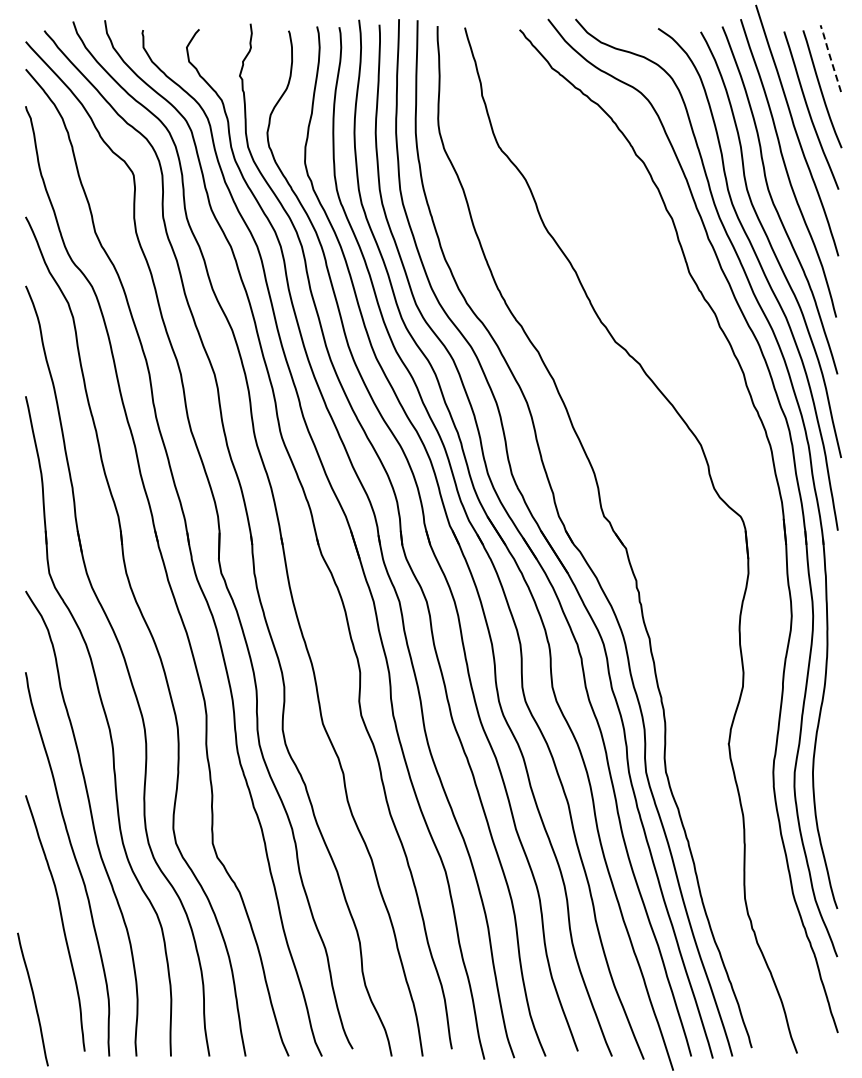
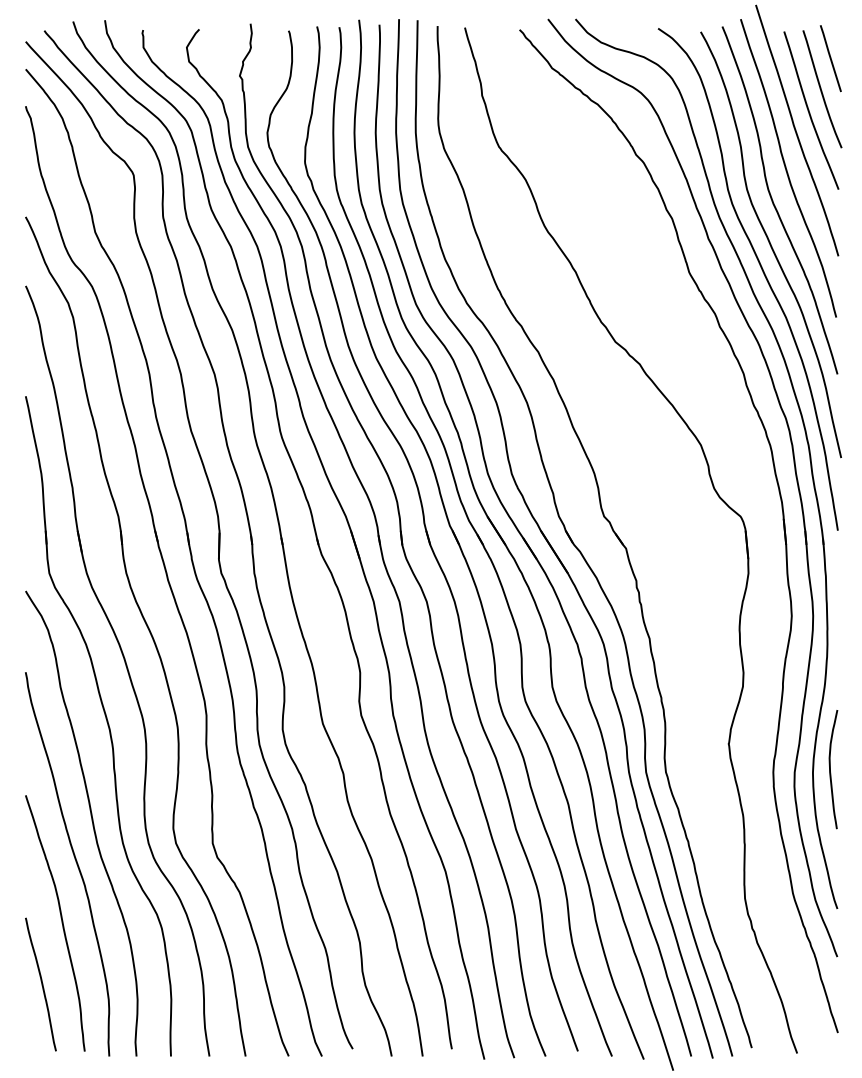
line: dashed -> solid (830, 56)
curve: none -> present (830, 769)
curve position: (33, 999) -> (41, 984) (41, 984)
